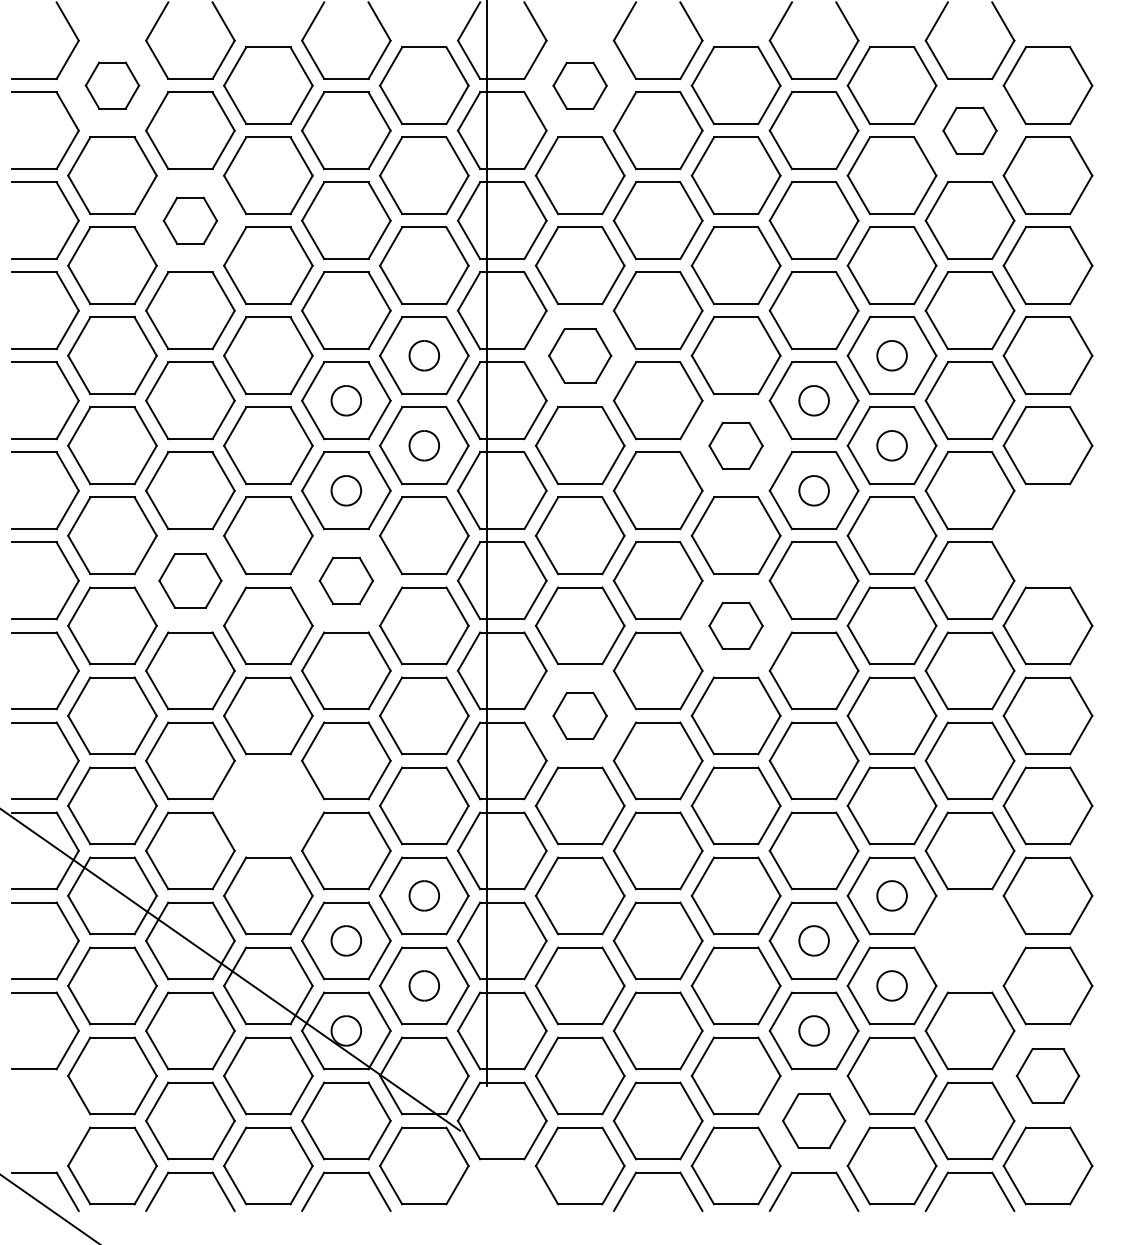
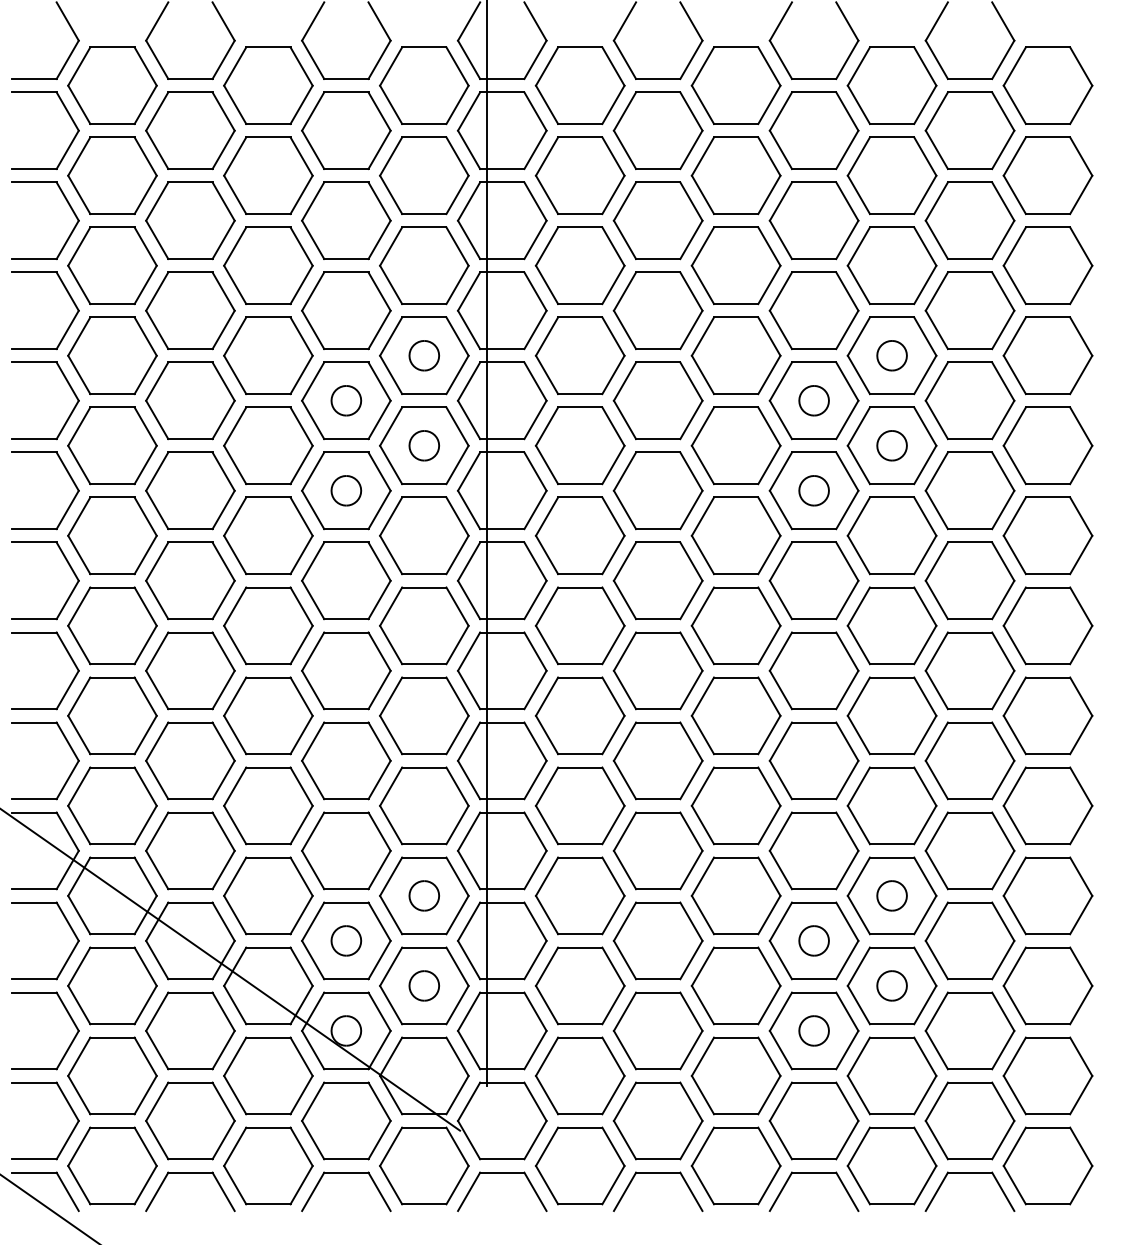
part size: 57x49 px -> 91x79 px (112, 85)
part size: 56x49 px -> 92x80 px (579, 85)
part size: 56x49 px -> 92x80 px (969, 130)
part size: 57x49 px -> 91x80 px (190, 220)
part size: 65x56 px -> 92x80 px (579, 355)
part size: 56x49 px -> 92x80 px (735, 445)
part: none -> present (1047, 535)
part size: 65x56 px -> 91x80 px (190, 580)
part size: 57x49 px -> 91x80 px (346, 580)
part size: 56x49 px -> 92x80 px (735, 625)
part size: 56x49 px -> 92x80 px (579, 715)
part: none -> present (268, 805)
part: none -> present (969, 940)
part size: 65x56 px -> 92x80 px (1047, 1075)
part: none -> present (69, 1107)
part size: 65x56 px -> 92x80 px (813, 1120)
part: none -> present (502, 1173)
